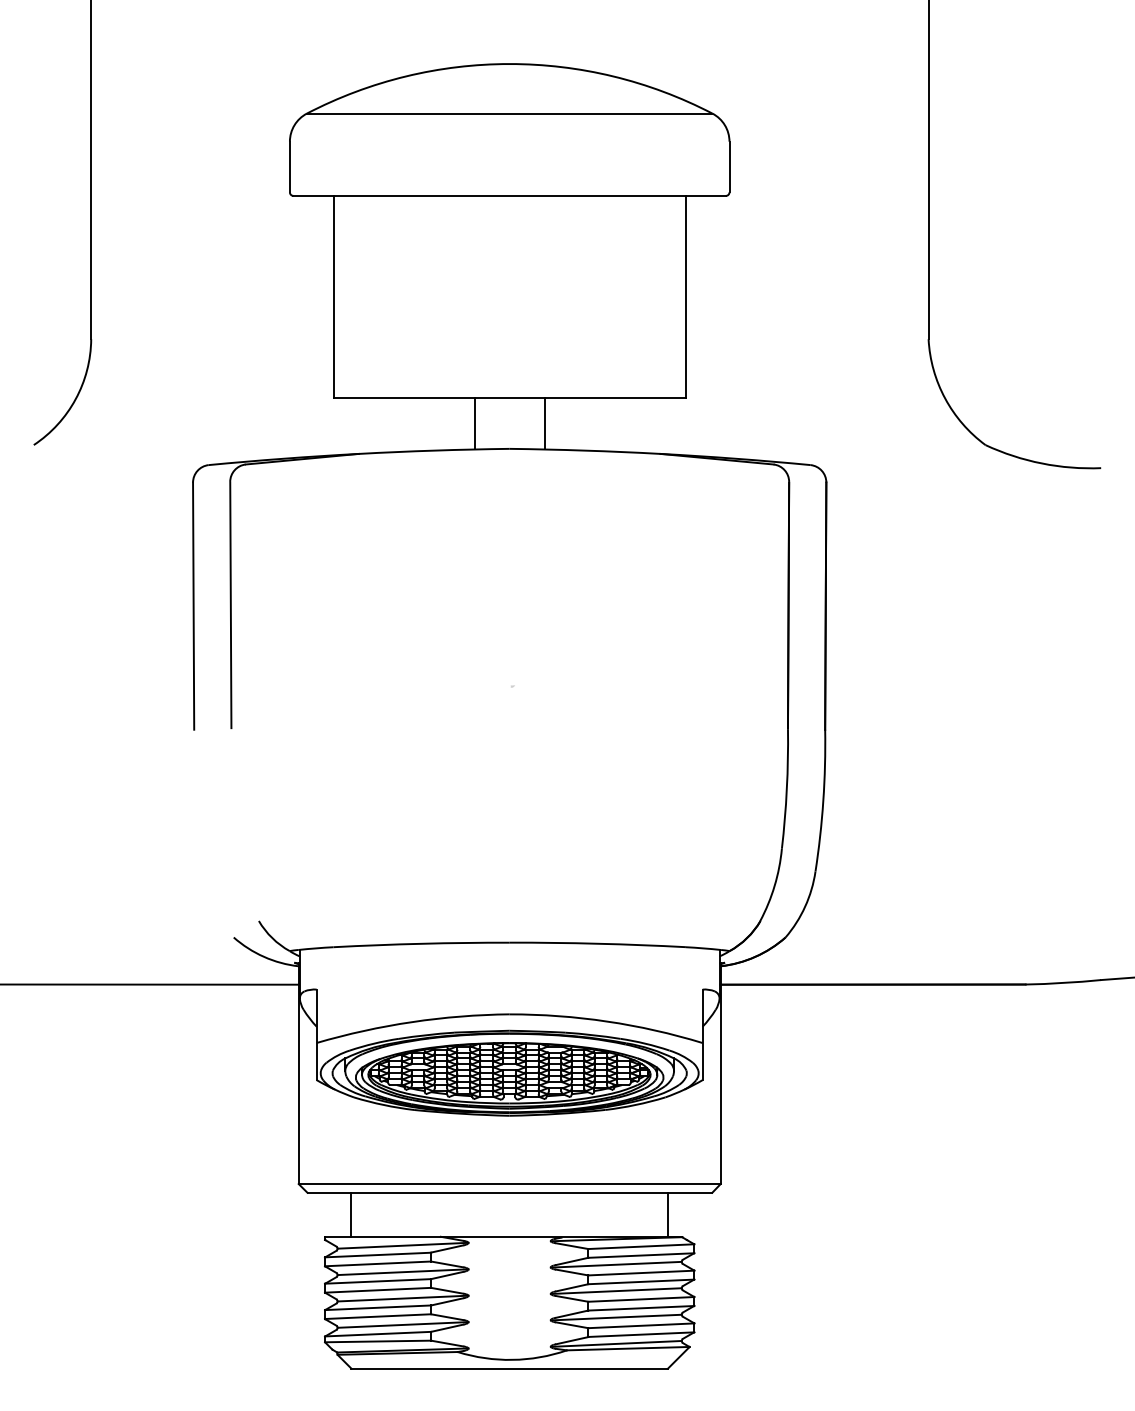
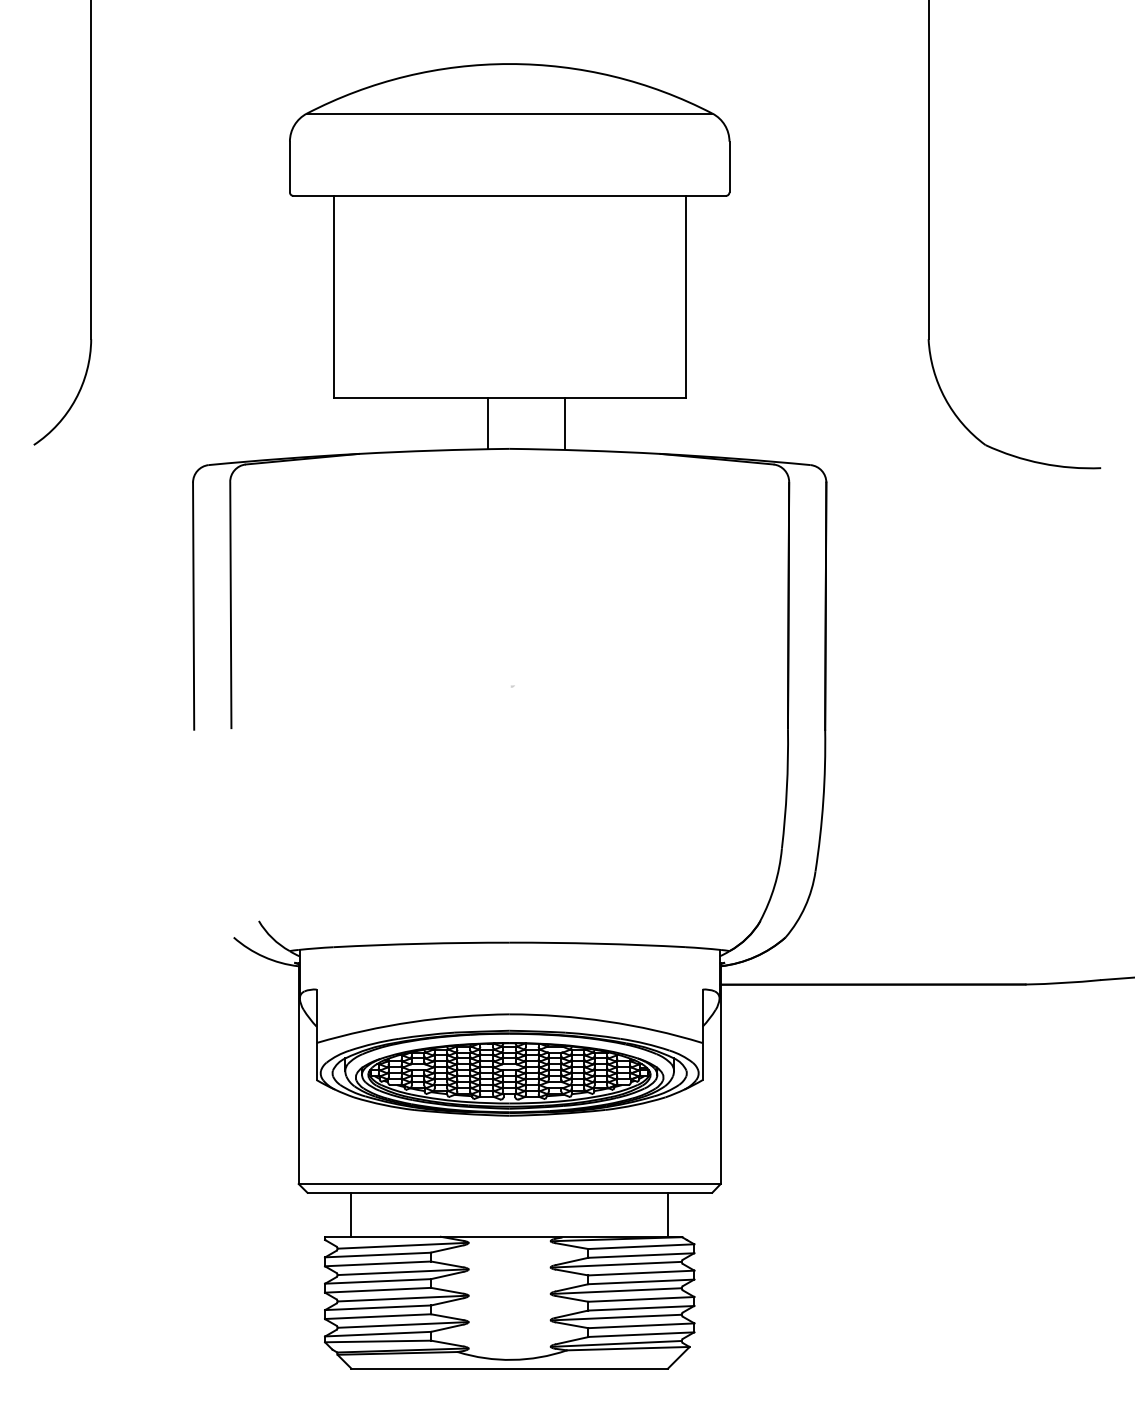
line position: (474, 423) -> (487, 423) (487, 423)
line position: (544, 423) -> (564, 423) (564, 423)
line: present -> none (150, 984)
